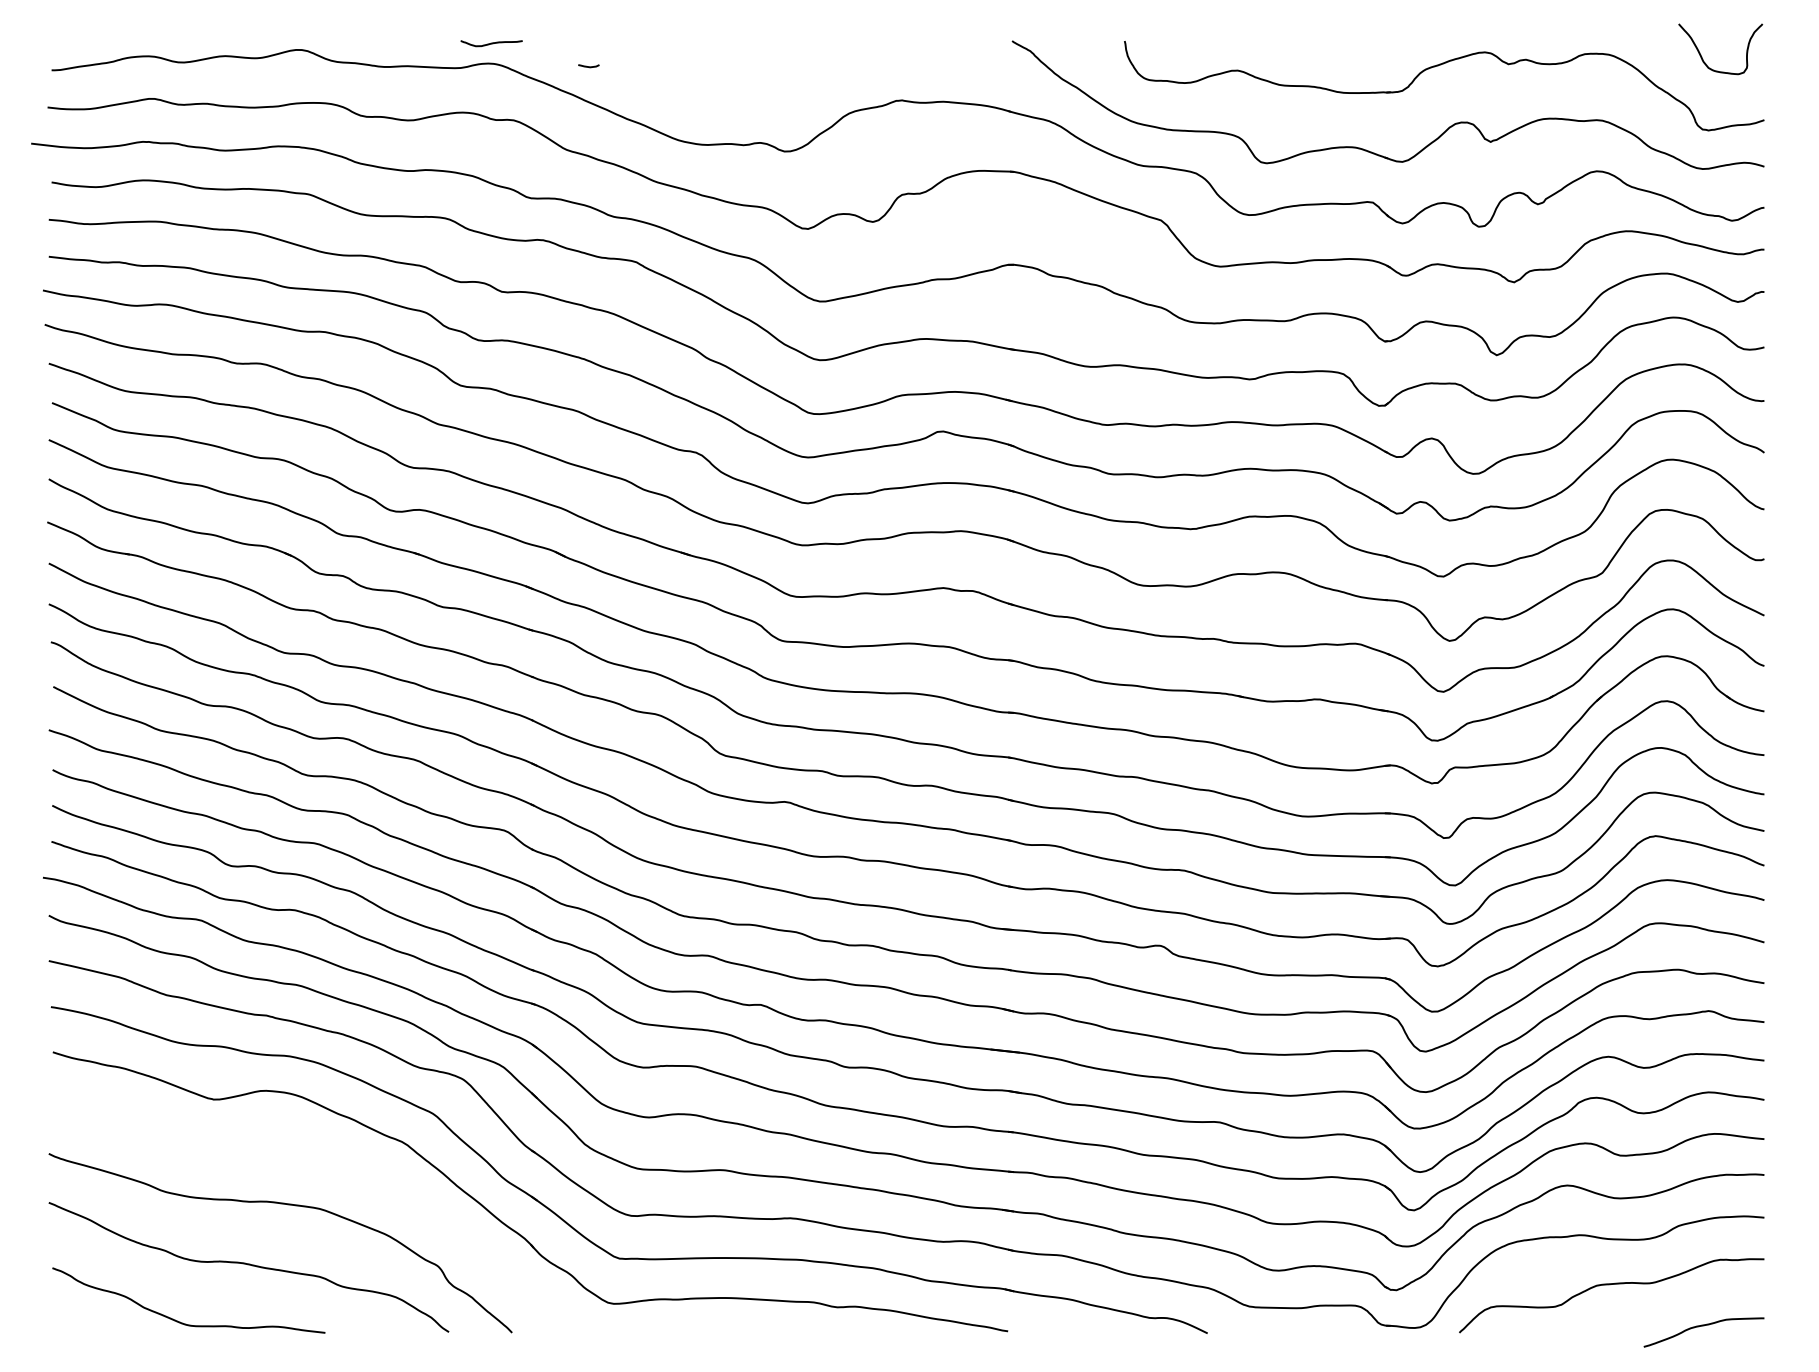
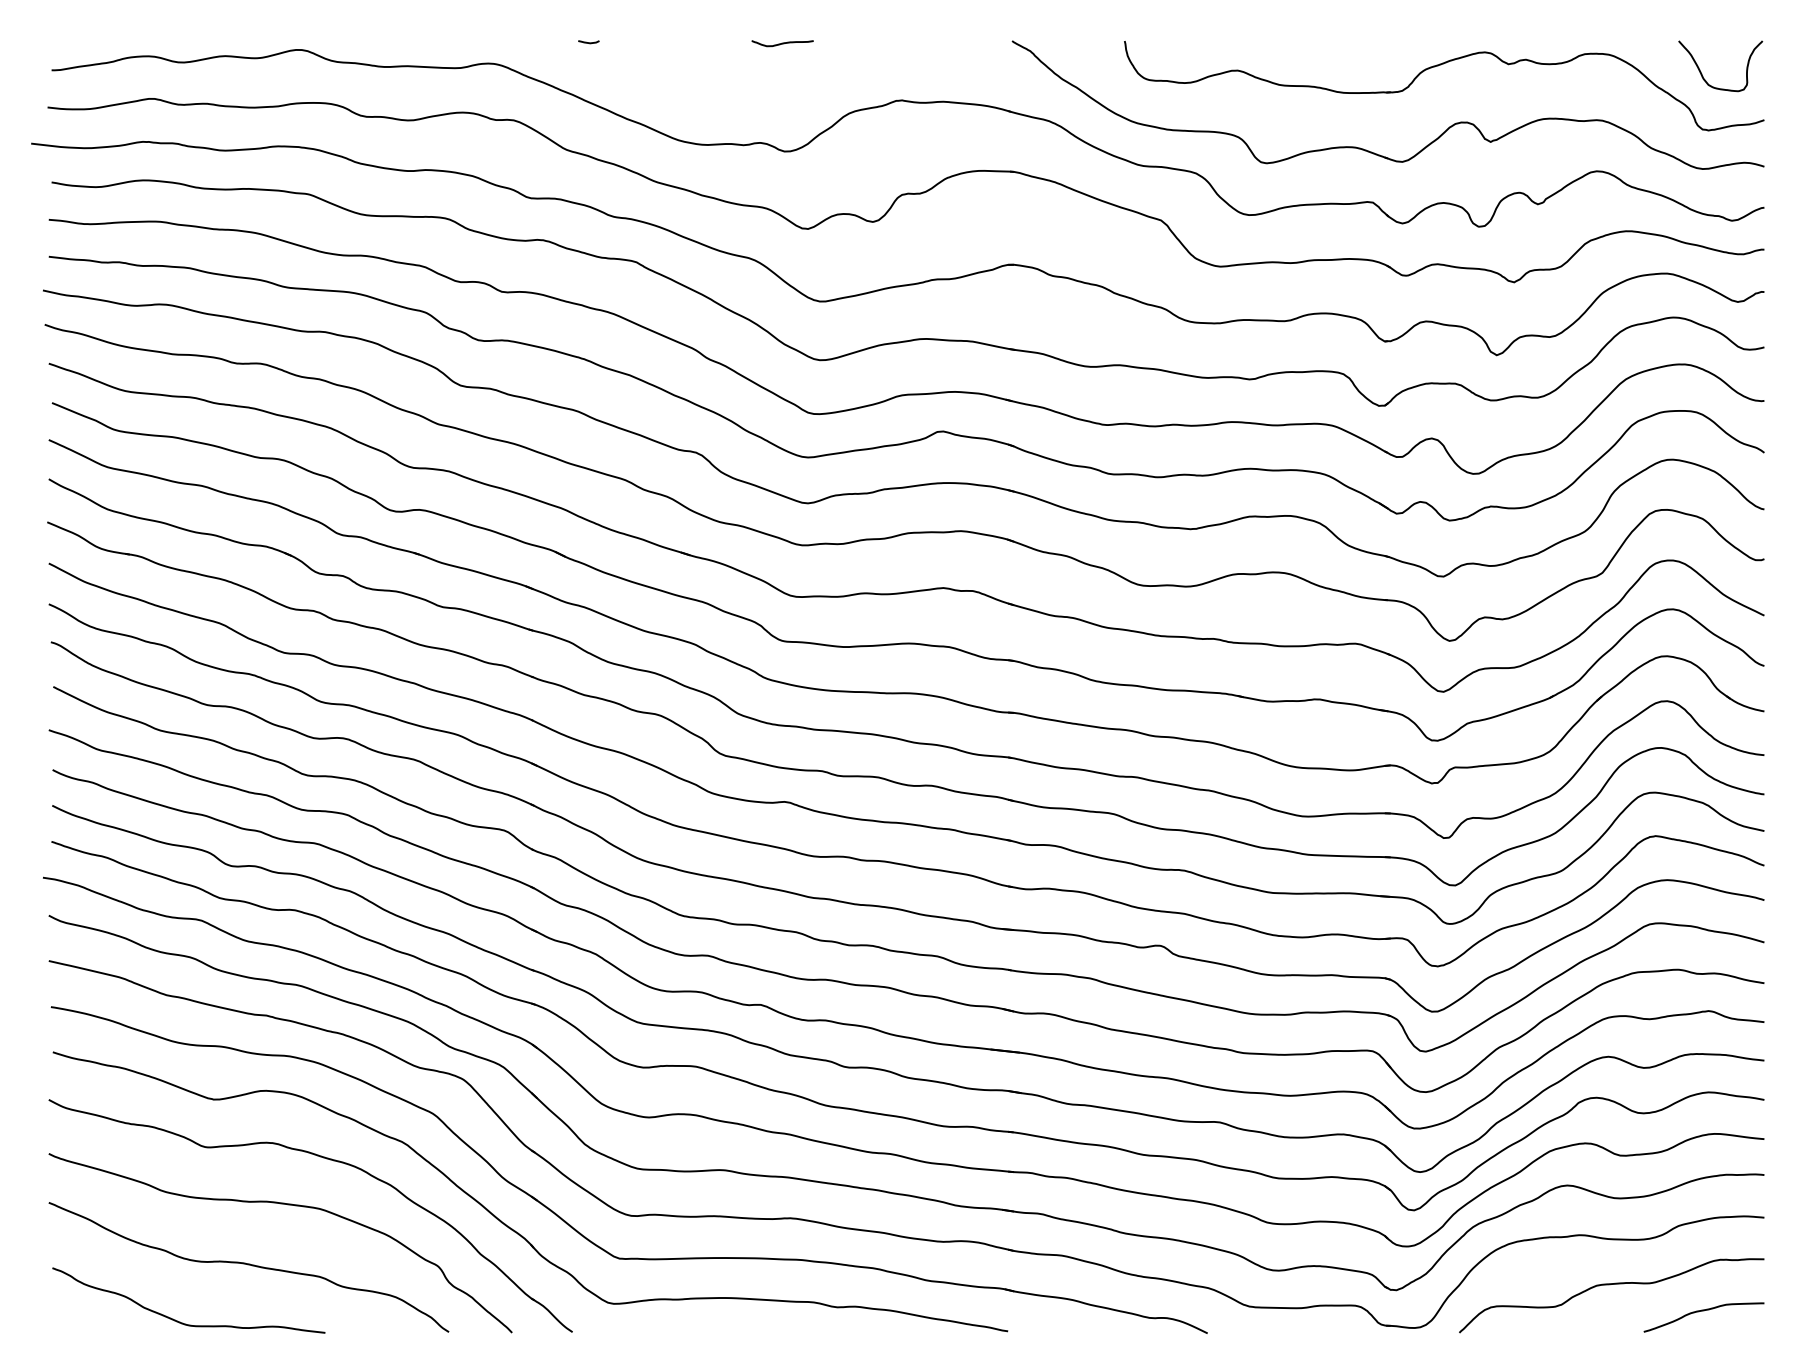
curve position: (491, 43) -> (782, 43) (782, 43)
curve position: (1702, 56) -> (1702, 73) (1702, 73)
curve position: (588, 66) -> (588, 42) (588, 42)
part: none -> present (326, 1159)
curve position: (1703, 1326) -> (1703, 1311) (1703, 1311)
